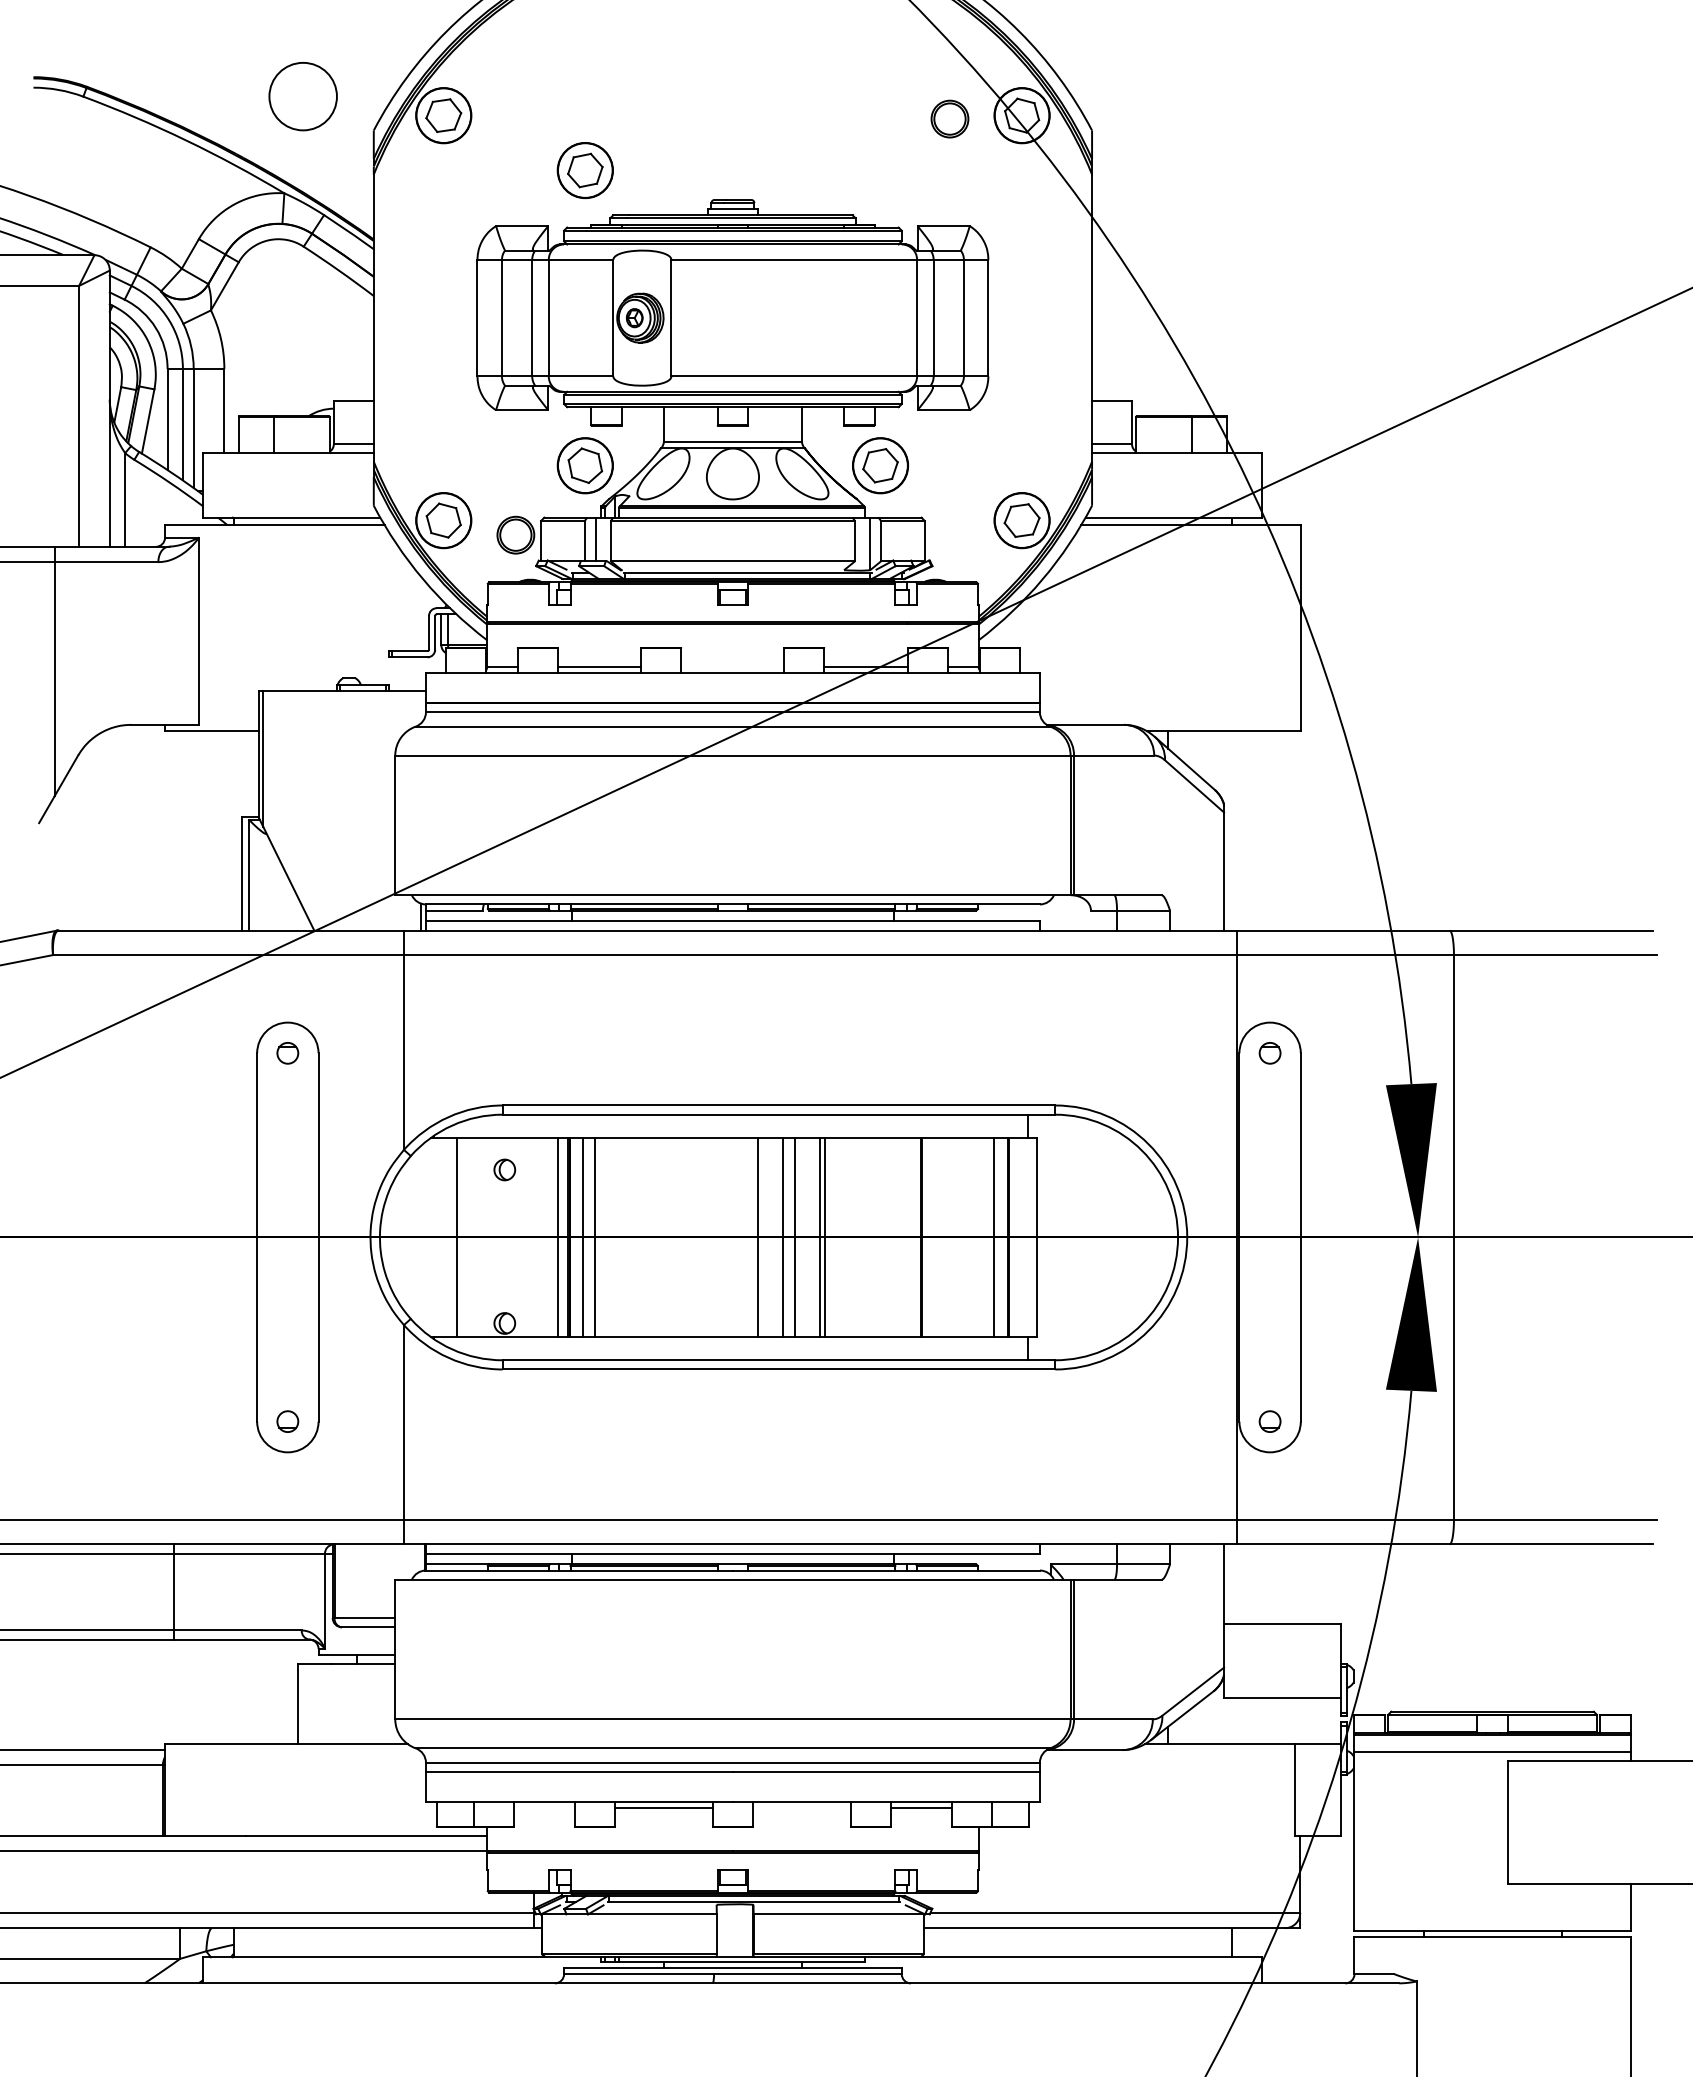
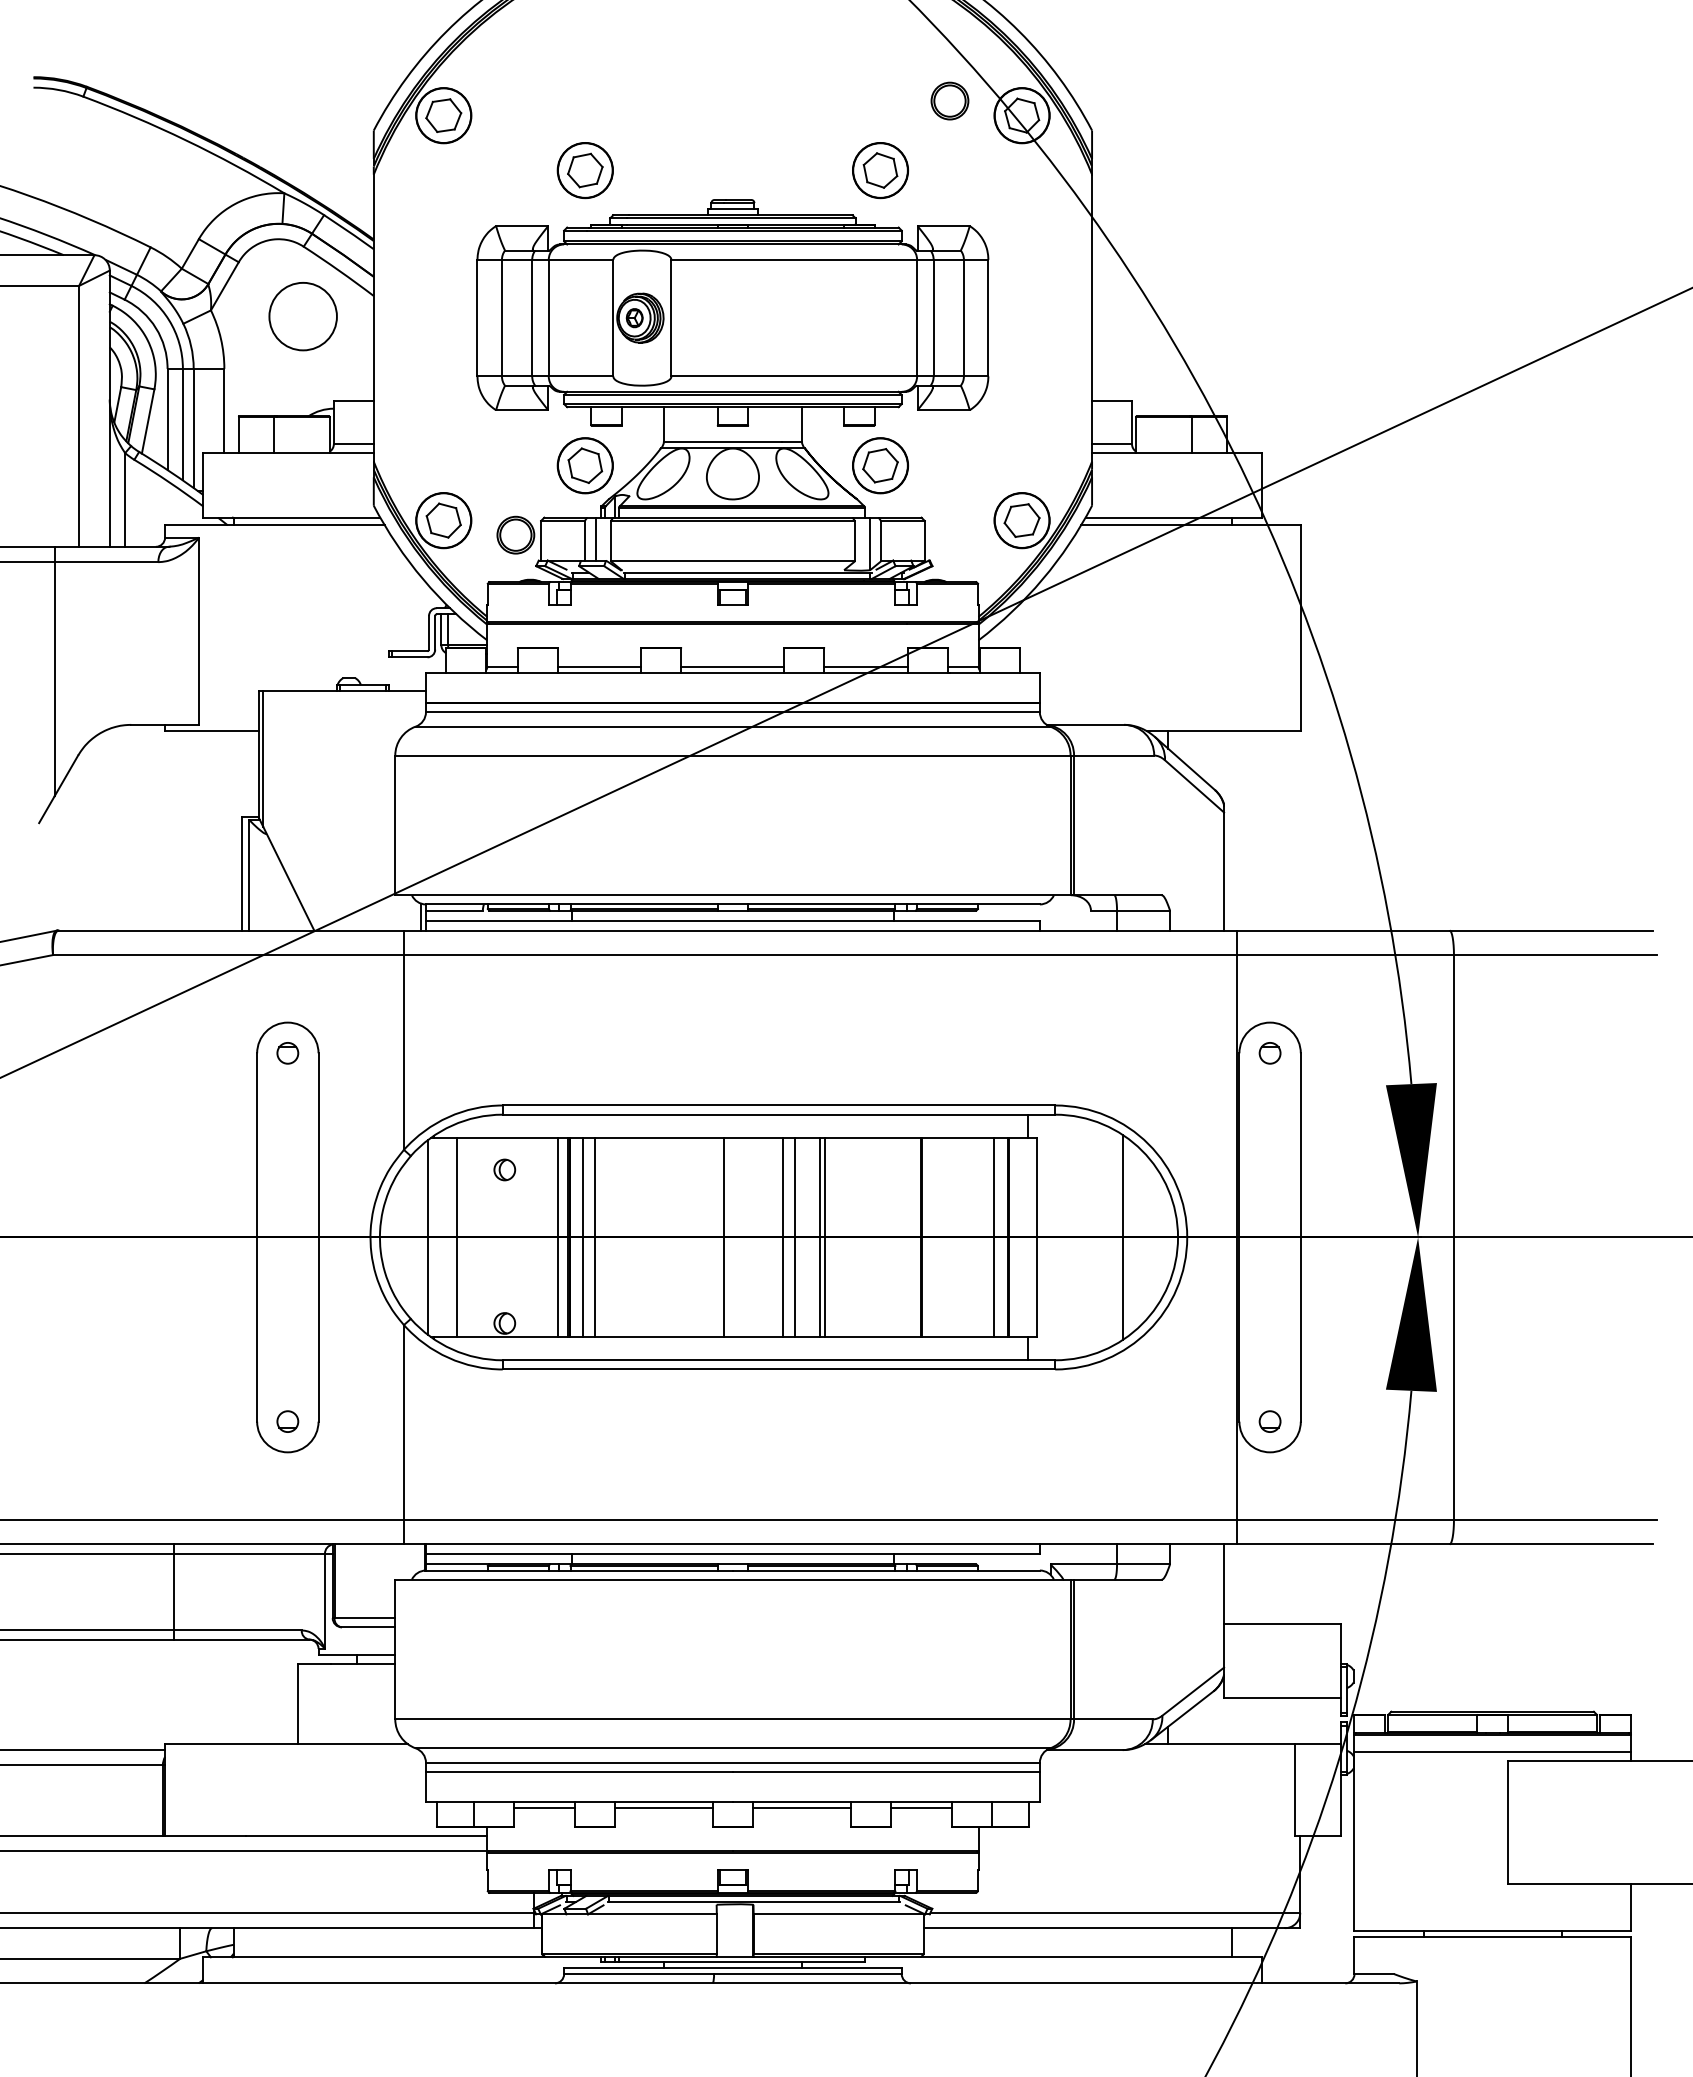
circle position: (302, 96) -> (302, 316) (302, 316)
part position: (949, 118) -> (949, 100) (949, 100)
part: none -> present (880, 170)
line: none -> present (732, 666)
line: none -> present (427, 1237)
line position: (757, 1237) -> (723, 1237) (723, 1237)
line: none -> present (1122, 1237)
line: none -> present (543, 1808)
line: none -> present (801, 1808)
